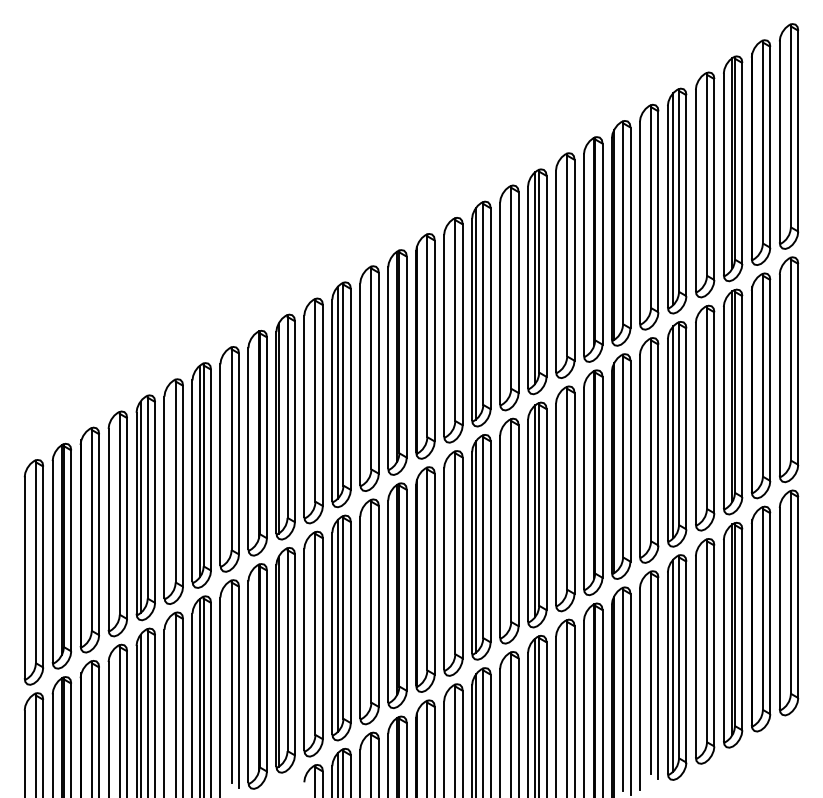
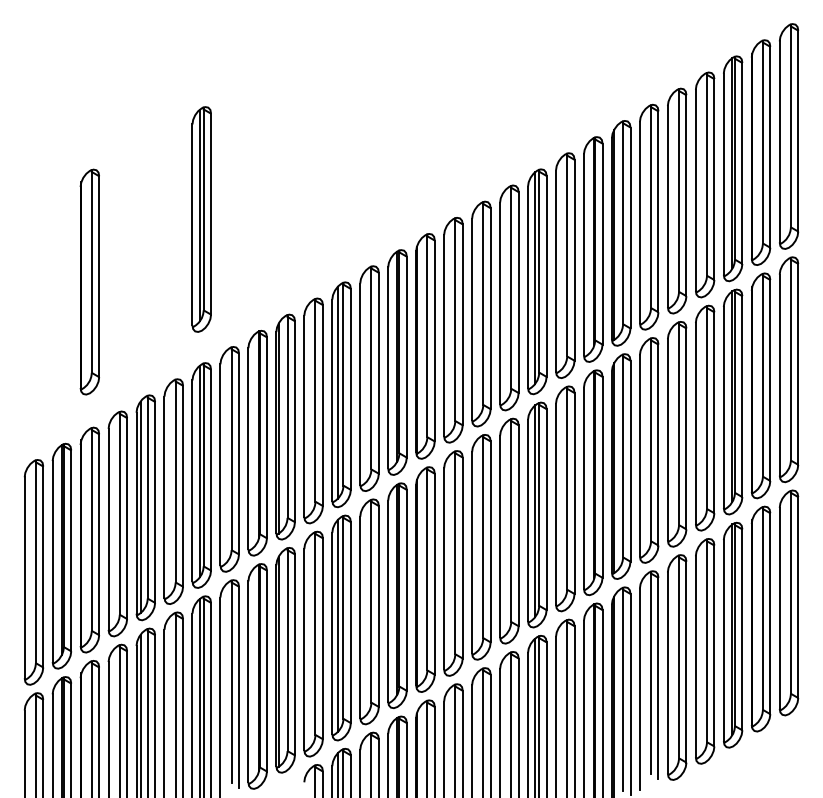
line: present -> none (673, 199)
part: none -> present (201, 219)
part: none -> present (89, 281)
line: present -> none (475, 313)
line: present -> none (673, 432)
line: present -> none (475, 546)
line: present -> none (673, 665)
line: present -> none (475, 734)
